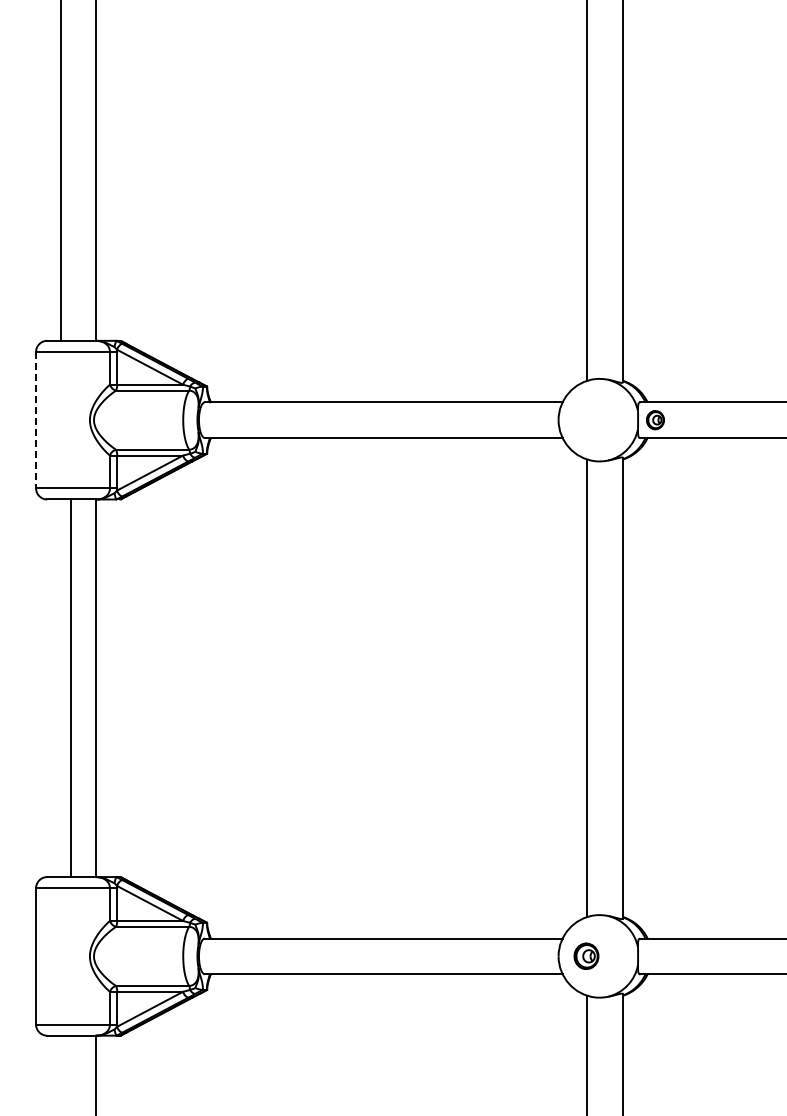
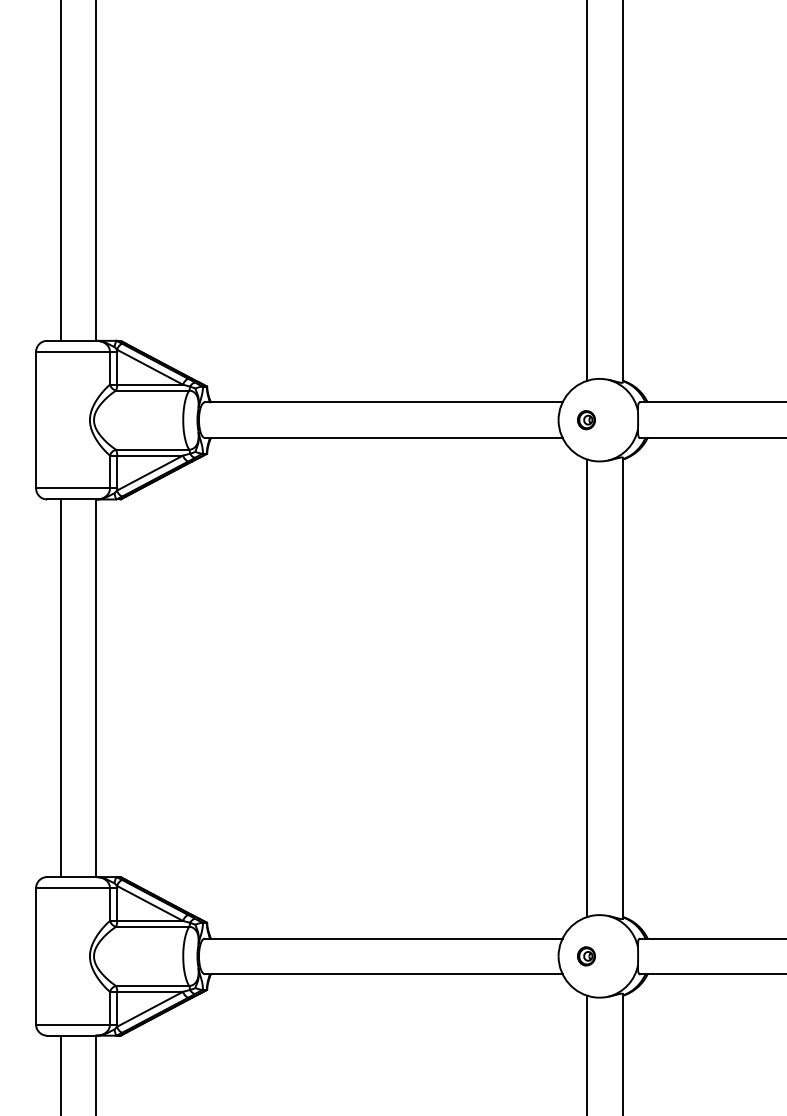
line: dashed -> solid (36, 420)
part position: (655, 420) -> (586, 420) (586, 420)
line position: (70, 688) -> (60, 688) (60, 688)
part size: 27x28 px -> 19x21 px (586, 956)
line: none -> present (60, 1073)
